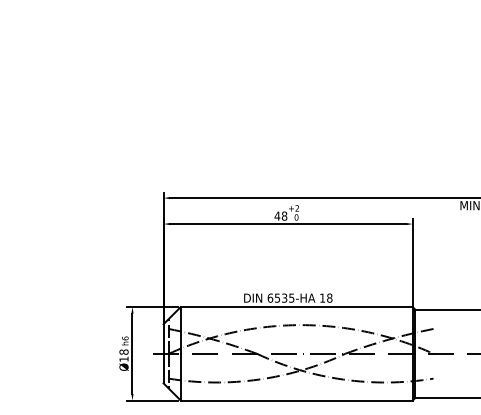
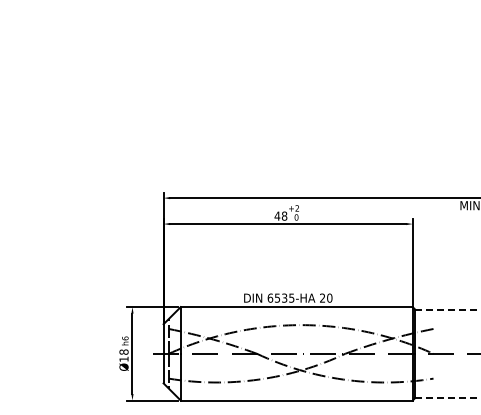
text: 18 -> 20 (326, 297)
line: solid -> dashed (448, 309)
line: solid -> dashed (448, 397)
